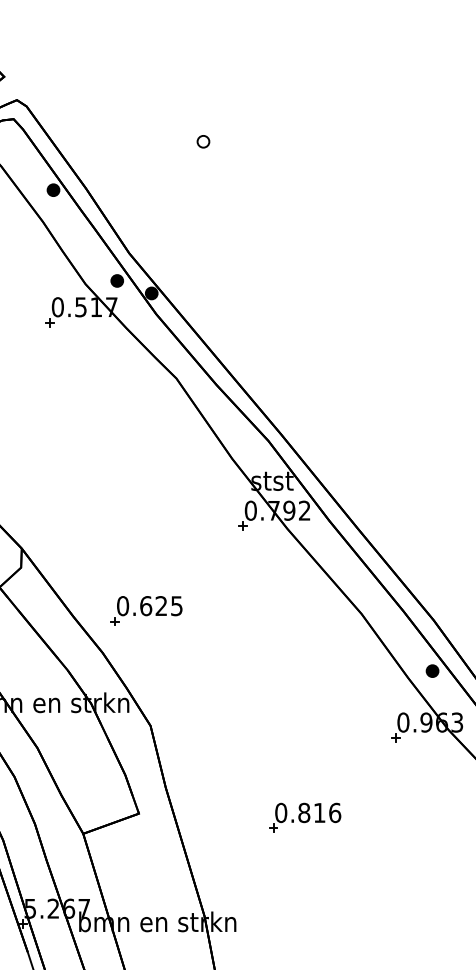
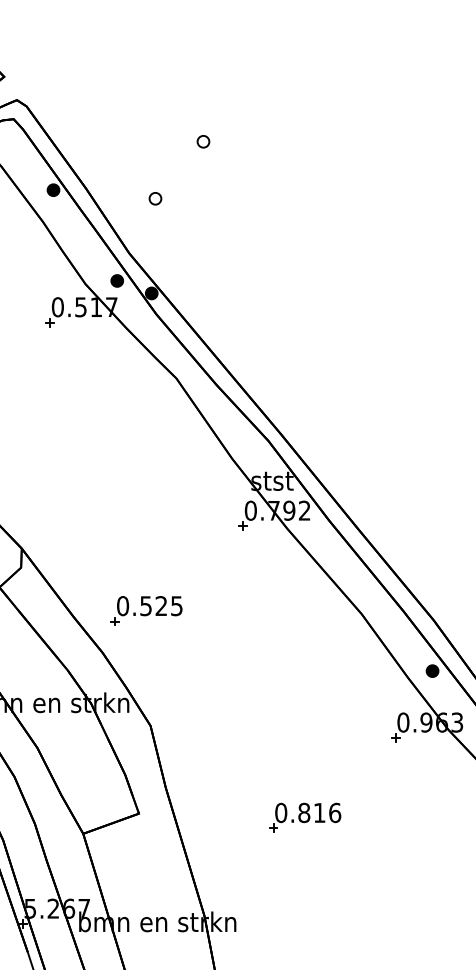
part: none -> present (155, 198)
text: 0.625 -> 0.525 (146, 606)
